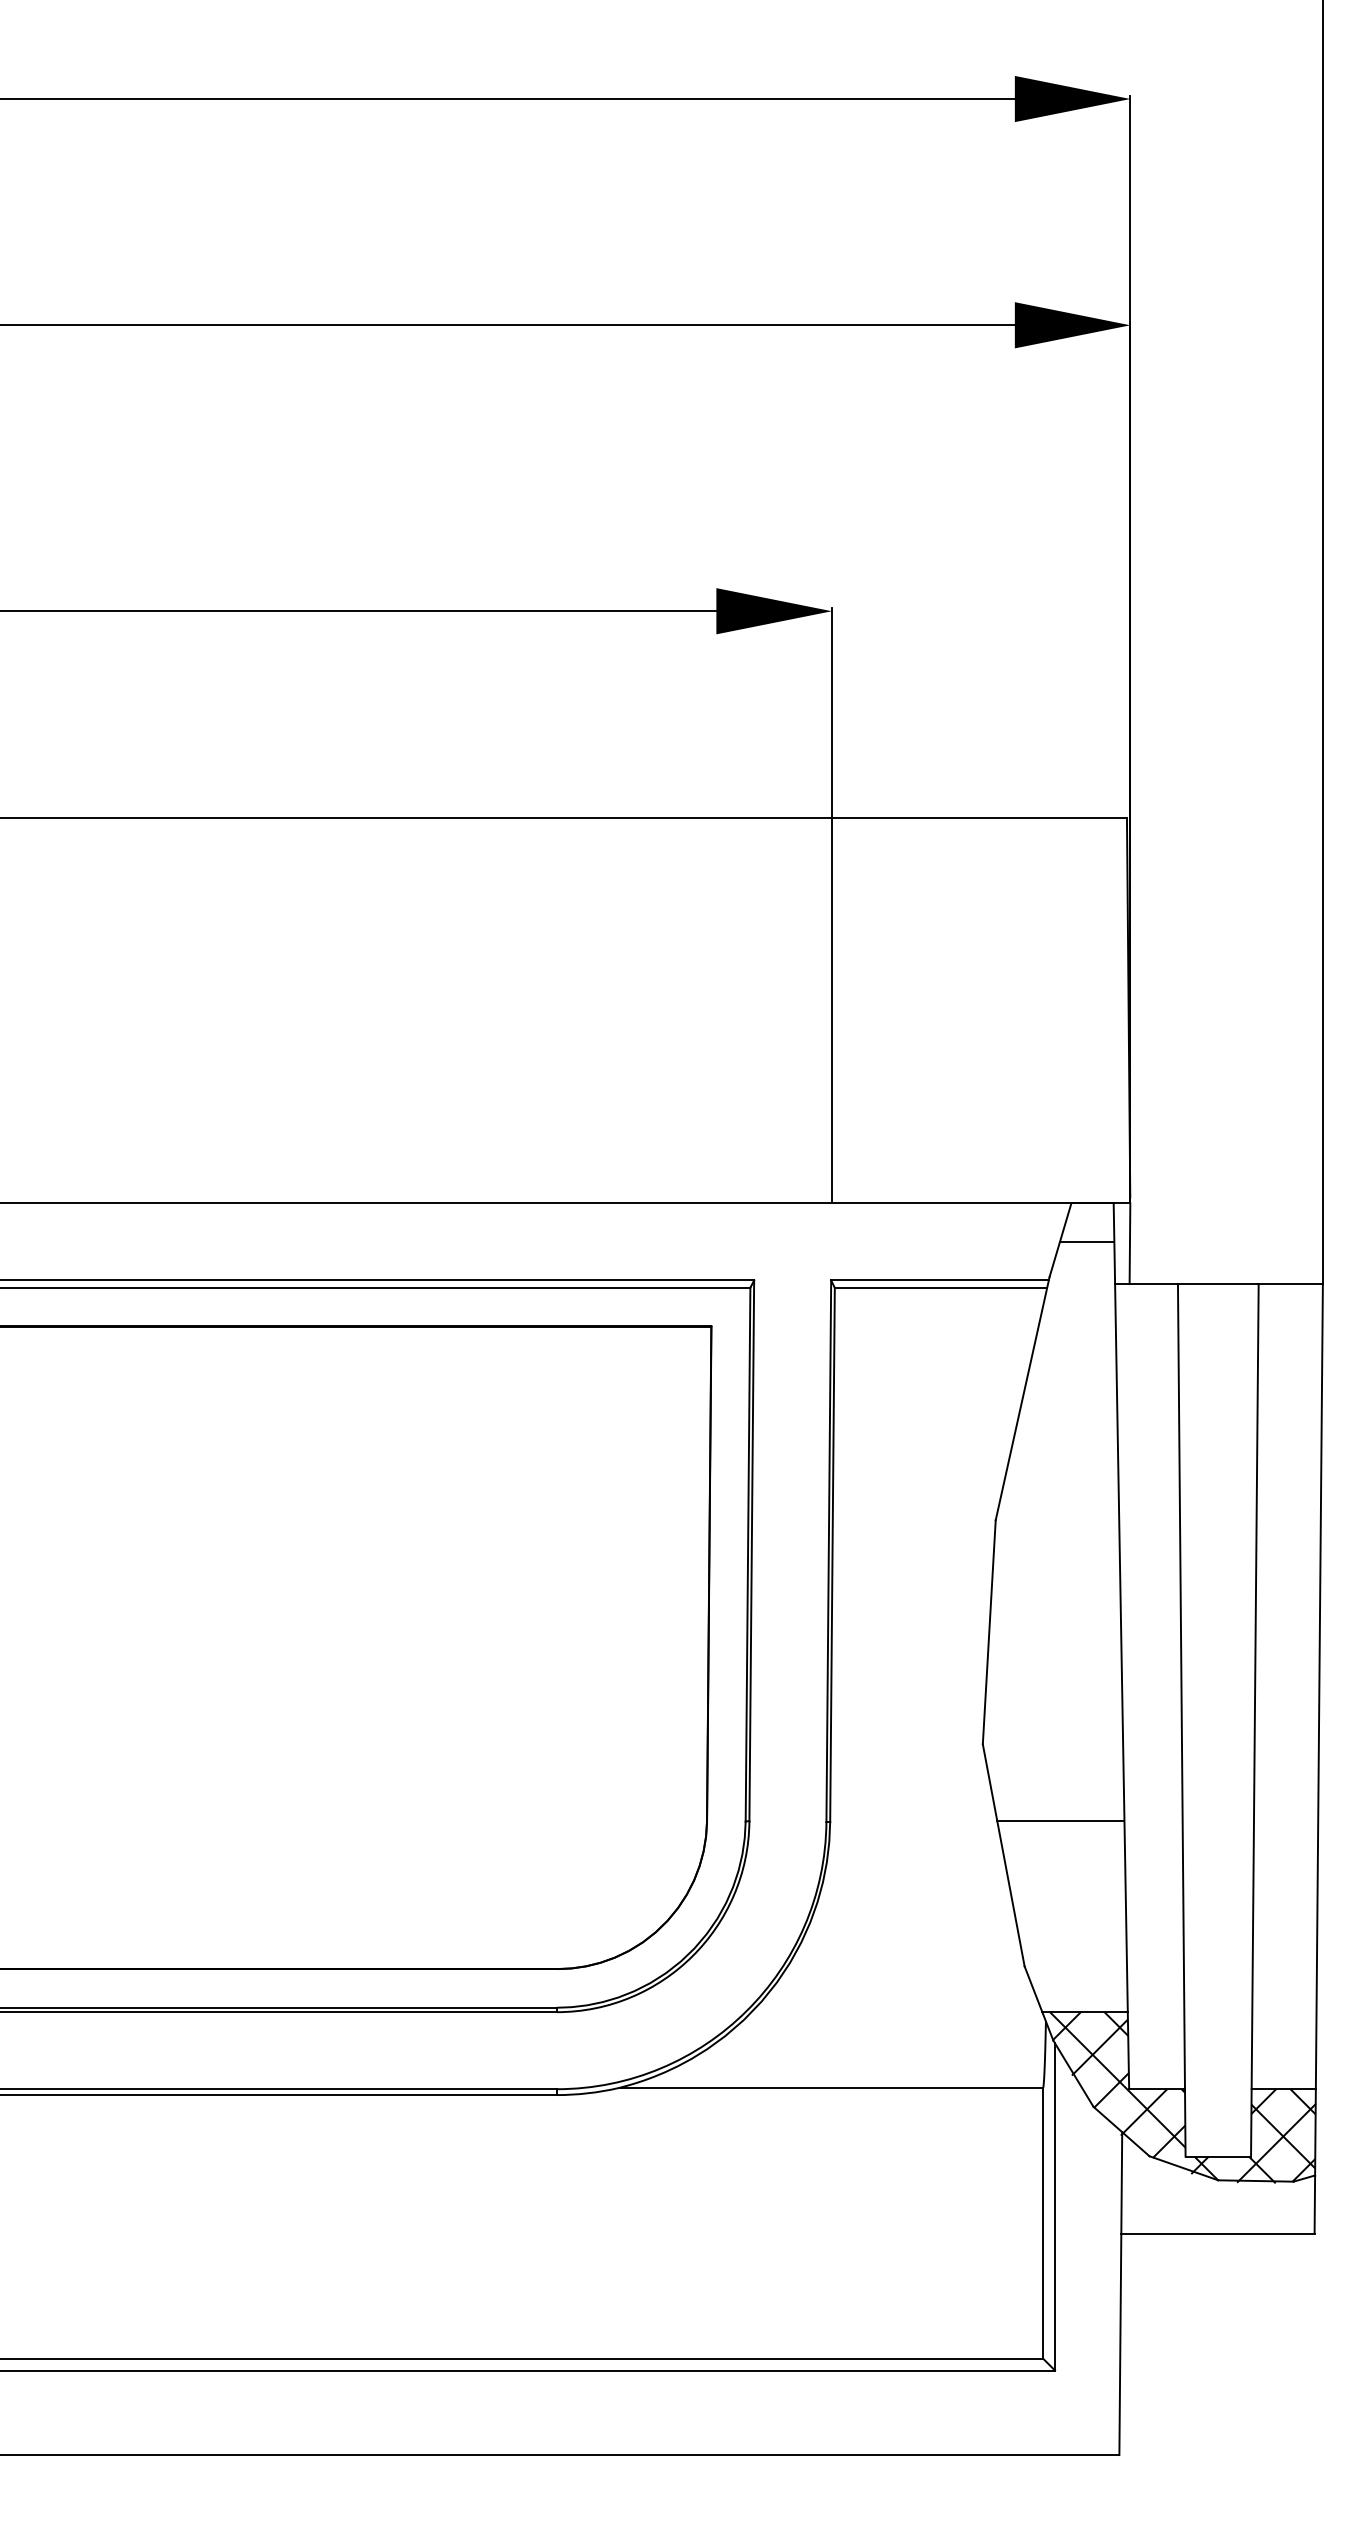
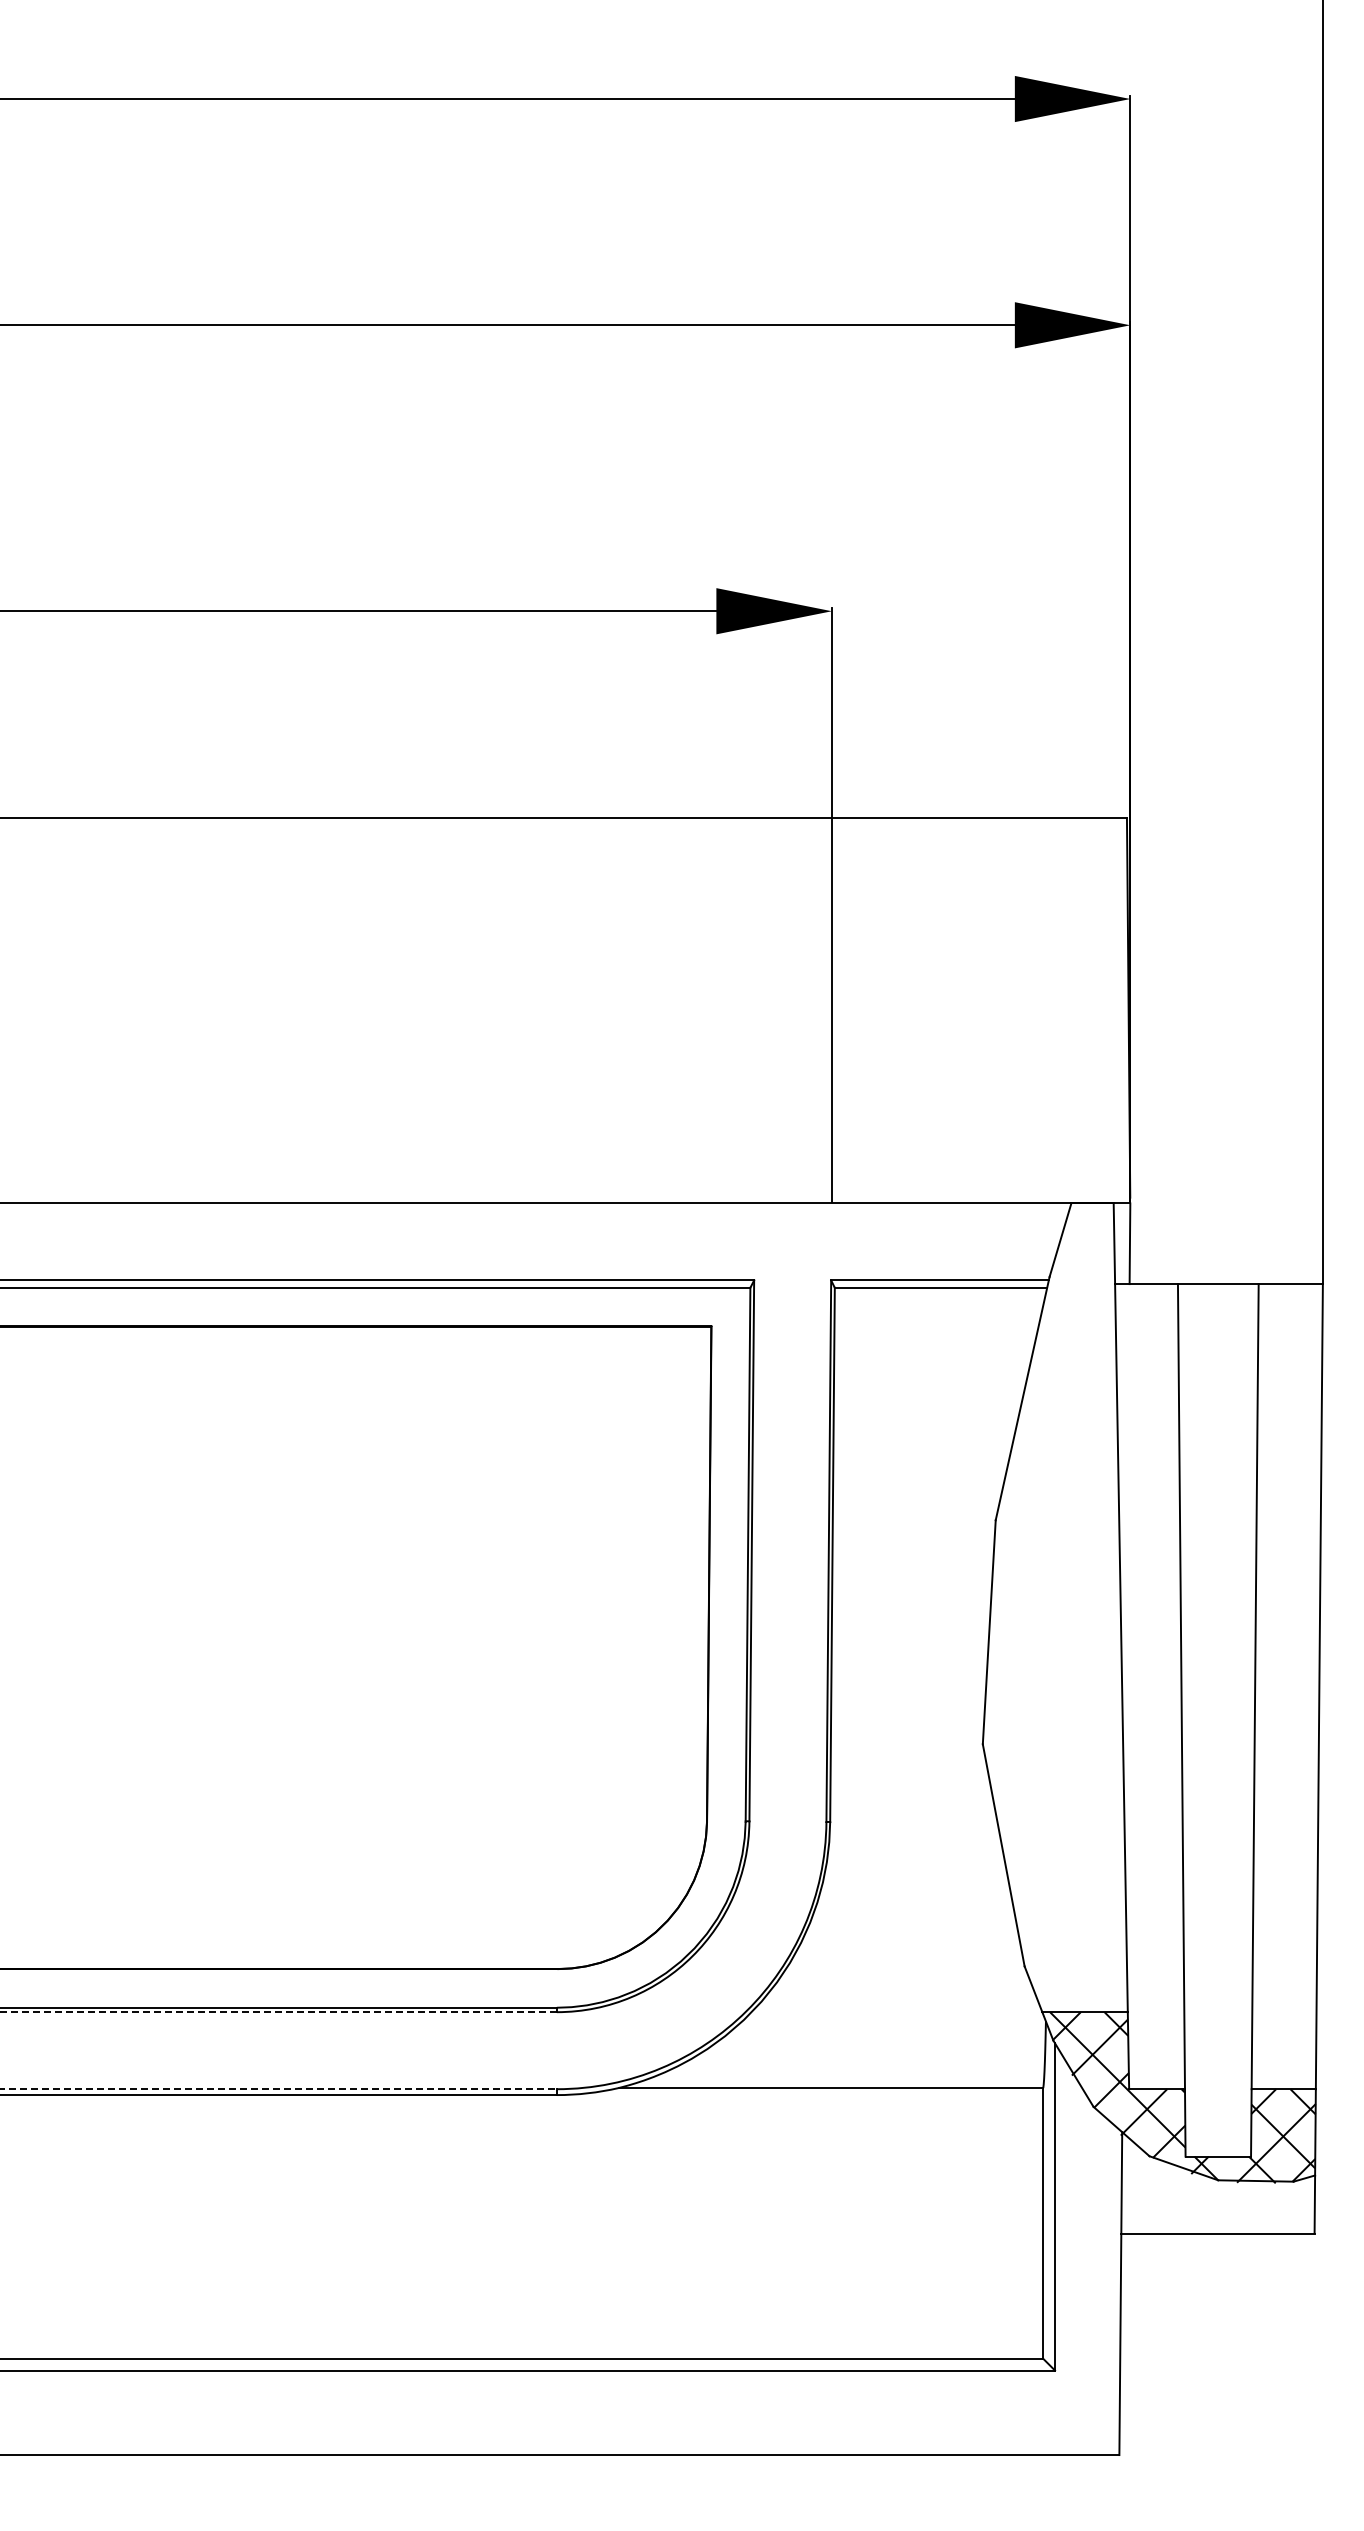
line: present -> none (1087, 1241)
line: present -> none (1060, 1821)
line: solid -> dashed (278, 2012)
line: solid -> dashed (278, 2089)
